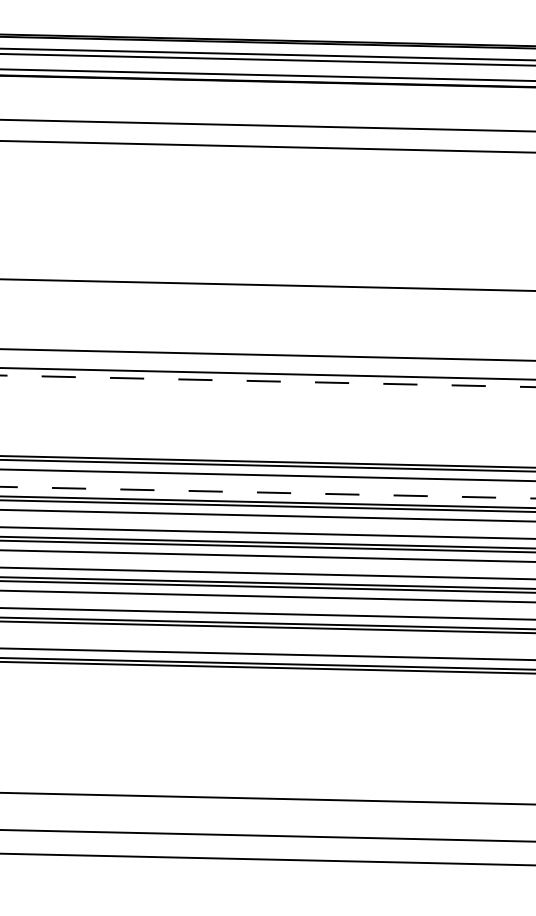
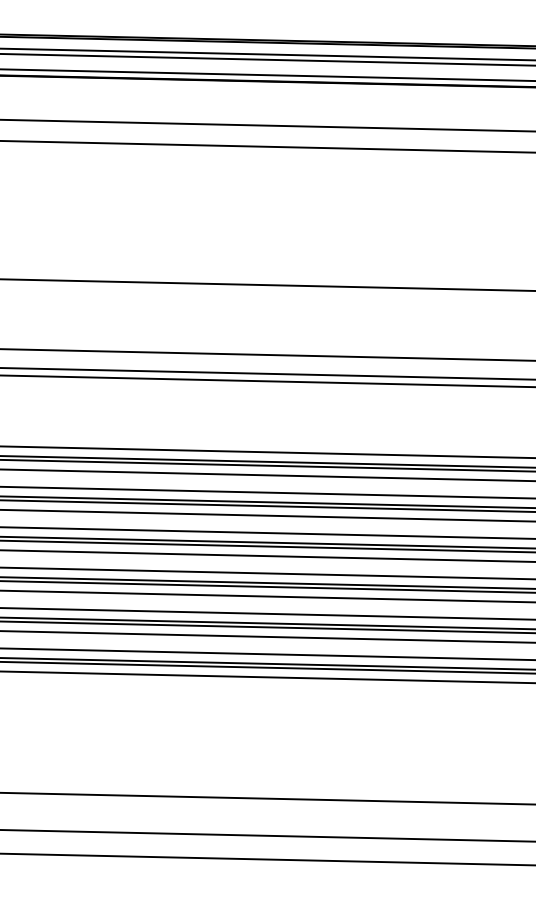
line: dashed -> solid (267, 381)
line: none -> present (267, 452)
line: dashed -> solid (267, 492)
line: none -> present (267, 636)
line: none -> present (267, 677)
